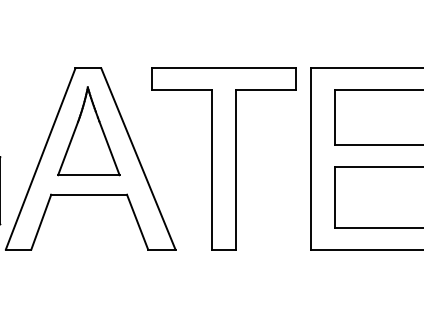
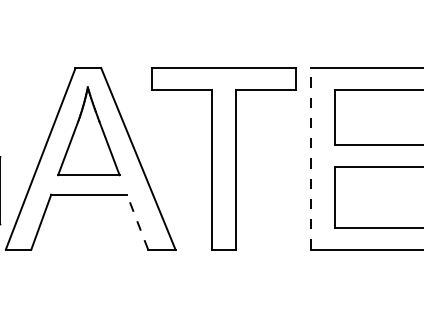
line: solid -> dashed (311, 158)
line: solid -> dashed (137, 221)
